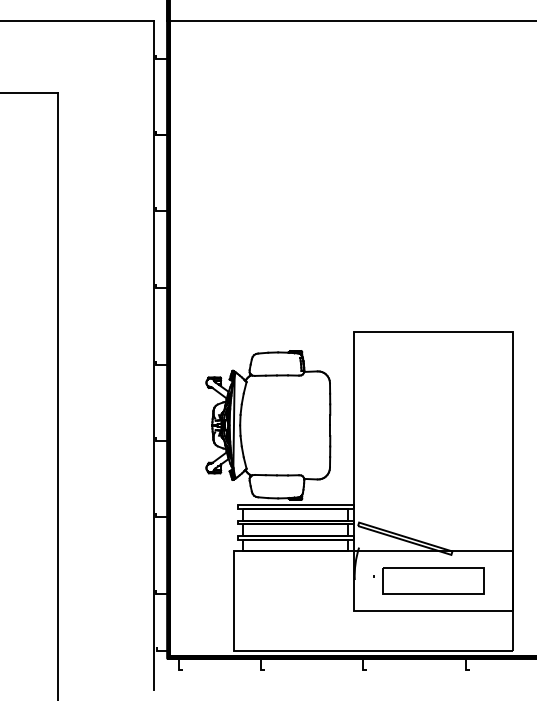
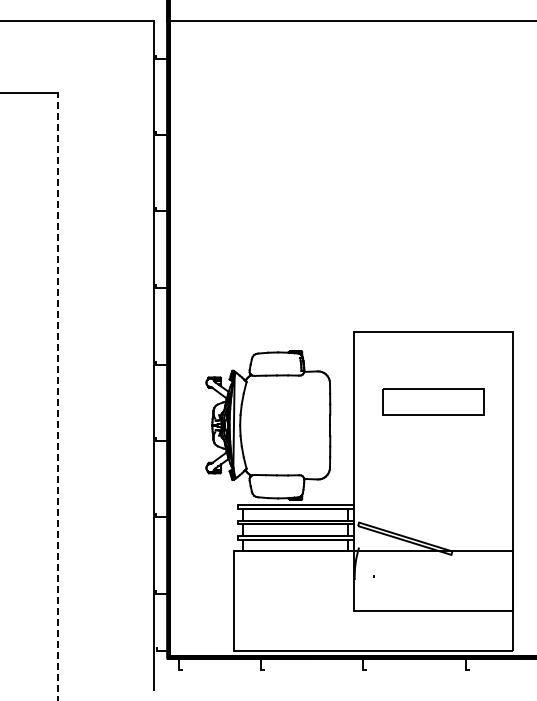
line: solid -> dashed (58, 396)
part position: (433, 580) -> (433, 401) (433, 401)
